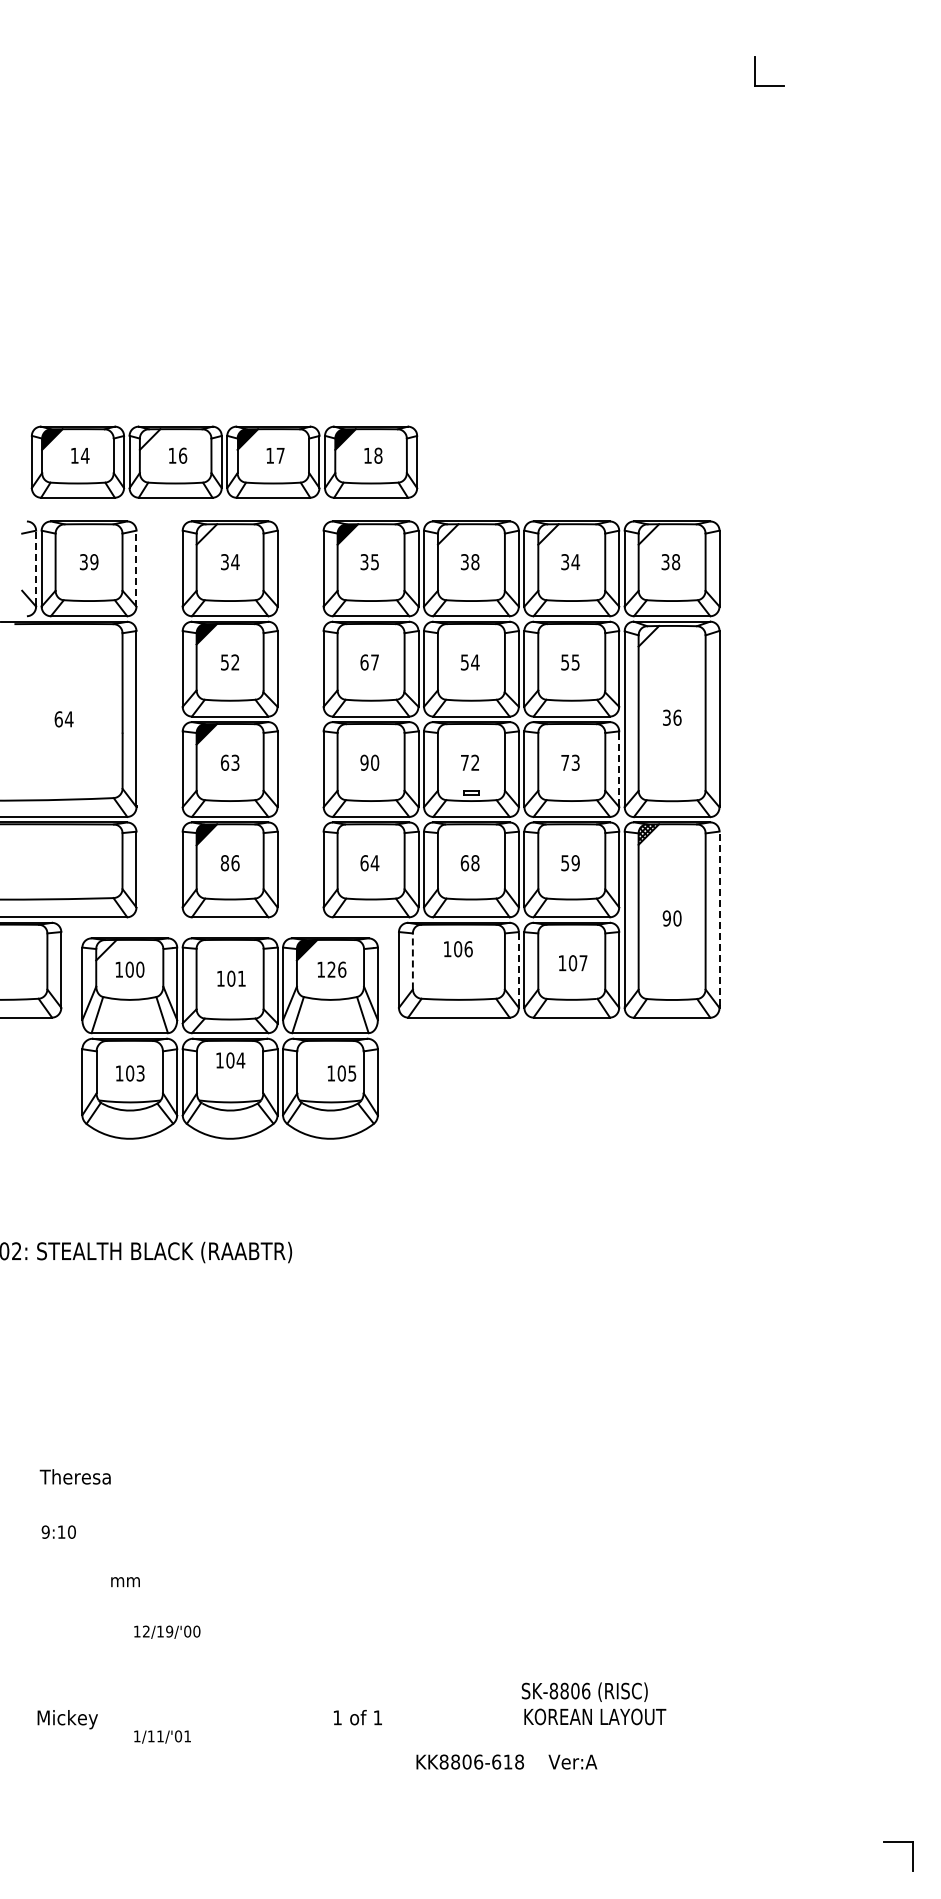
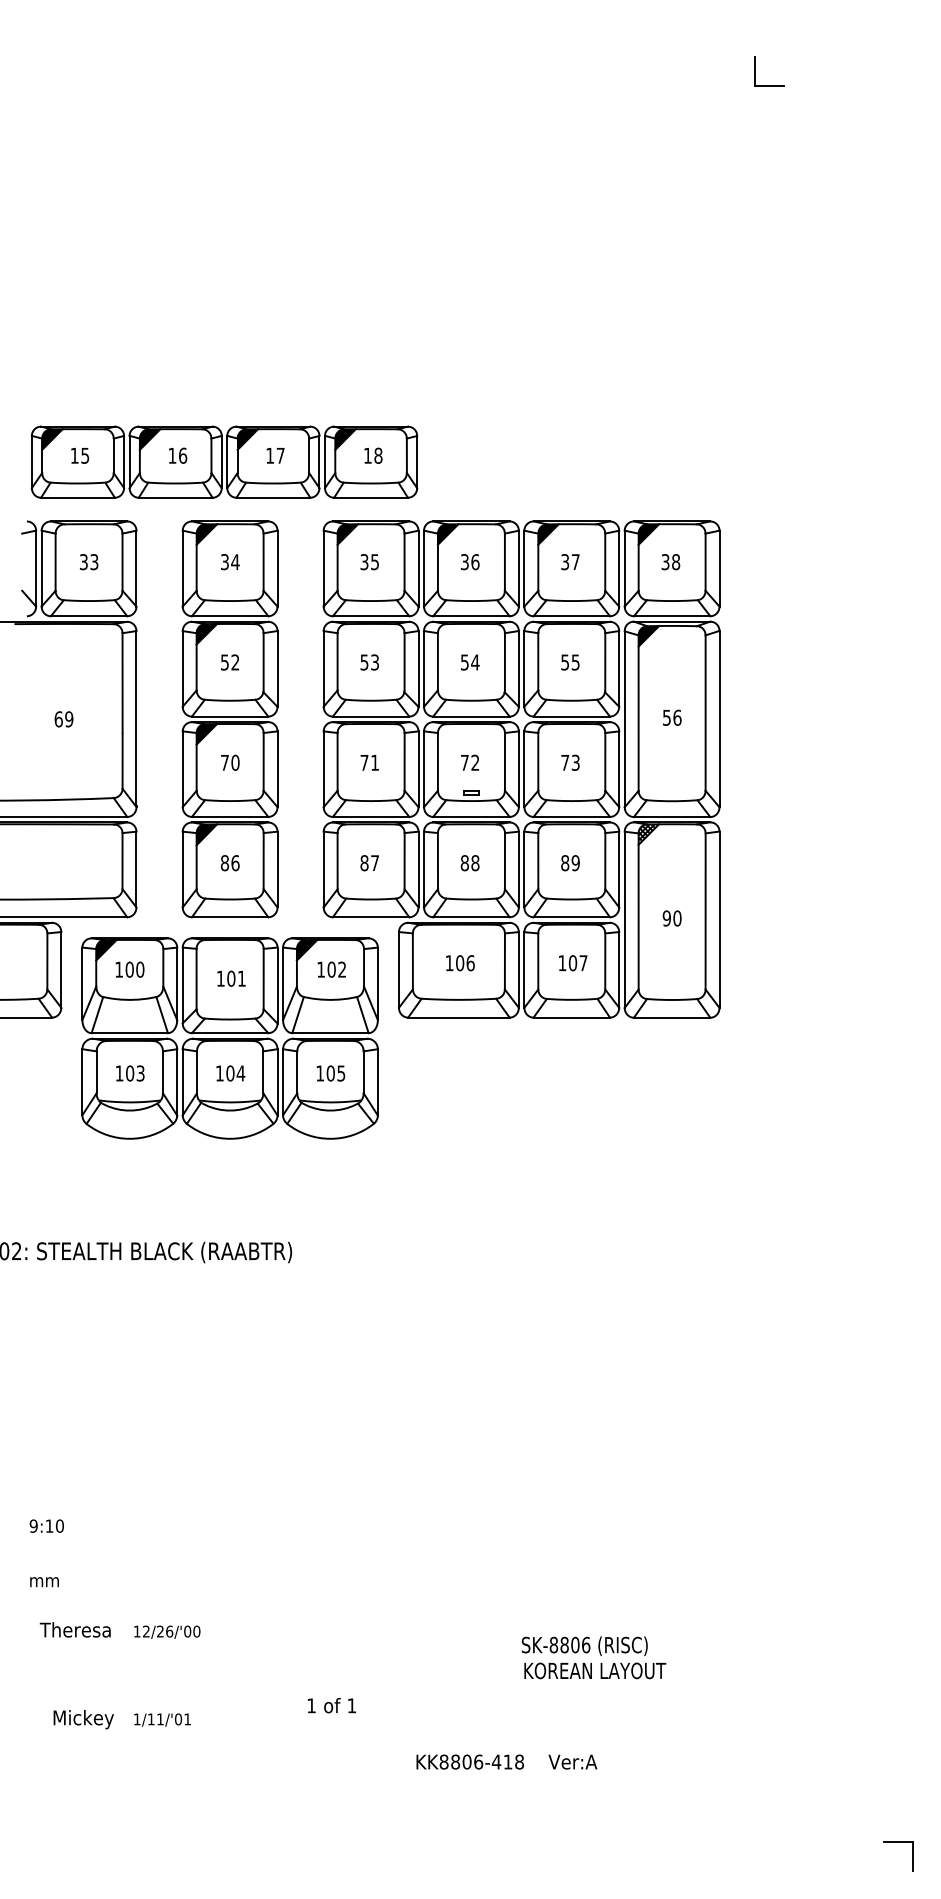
fill: none -> present (149, 439)
text: 14 -> 15 (84, 455)
fill: none -> present (206, 534)
fill: none -> present (447, 534)
fill: none -> present (548, 534)
fill: none -> present (648, 534)
text: 39 -> 33 (94, 561)
text: 34 -> 37 (575, 561)
text: 38 -> 36 (475, 562)
line: dashed -> solid (36, 567)
line: dashed -> solid (136, 568)
fill: none -> present (648, 636)
text: 67 -> 53 (369, 662)
text: 36 -> 56 (666, 716)
text: 64 -> 69 (68, 719)
text: 63 -> 70 (229, 762)
text: 90 -> 71 (369, 762)
line: dashed -> solid (619, 768)
text: 64 -> 87 (369, 863)
text: 68 -> 88 (464, 863)
text: 59 -> 89 (565, 863)
line: dashed -> solid (719, 918)
fill: none -> present (106, 949)
text position: (458, 949) -> (460, 963) (460, 963)
line: dashed -> solid (412, 961)
line: dashed -> solid (518, 968)
text: 126 -> 102 (336, 969)
text position: (230, 1060) -> (230, 1073) (230, 1073)
text position: (341, 1073) -> (330, 1073) (330, 1073)
text position: (74, 1476) -> (74, 1629) (74, 1629)
text position: (58, 1531) -> (46, 1525) (46, 1525)
text position: (125, 1582) -> (44, 1582) (44, 1582)
text: 12/19/'00 -> 12/26/'00 (165, 1631)
text position: (593, 1703) -> (593, 1657) (593, 1657)
text position: (357, 1717) -> (331, 1705) (331, 1705)
text position: (67, 1719) -> (83, 1719) (83, 1719)
text position: (162, 1736) -> (162, 1719) (162, 1719)
text: KK8806-618 -> KK8806-418 (496, 1761)
